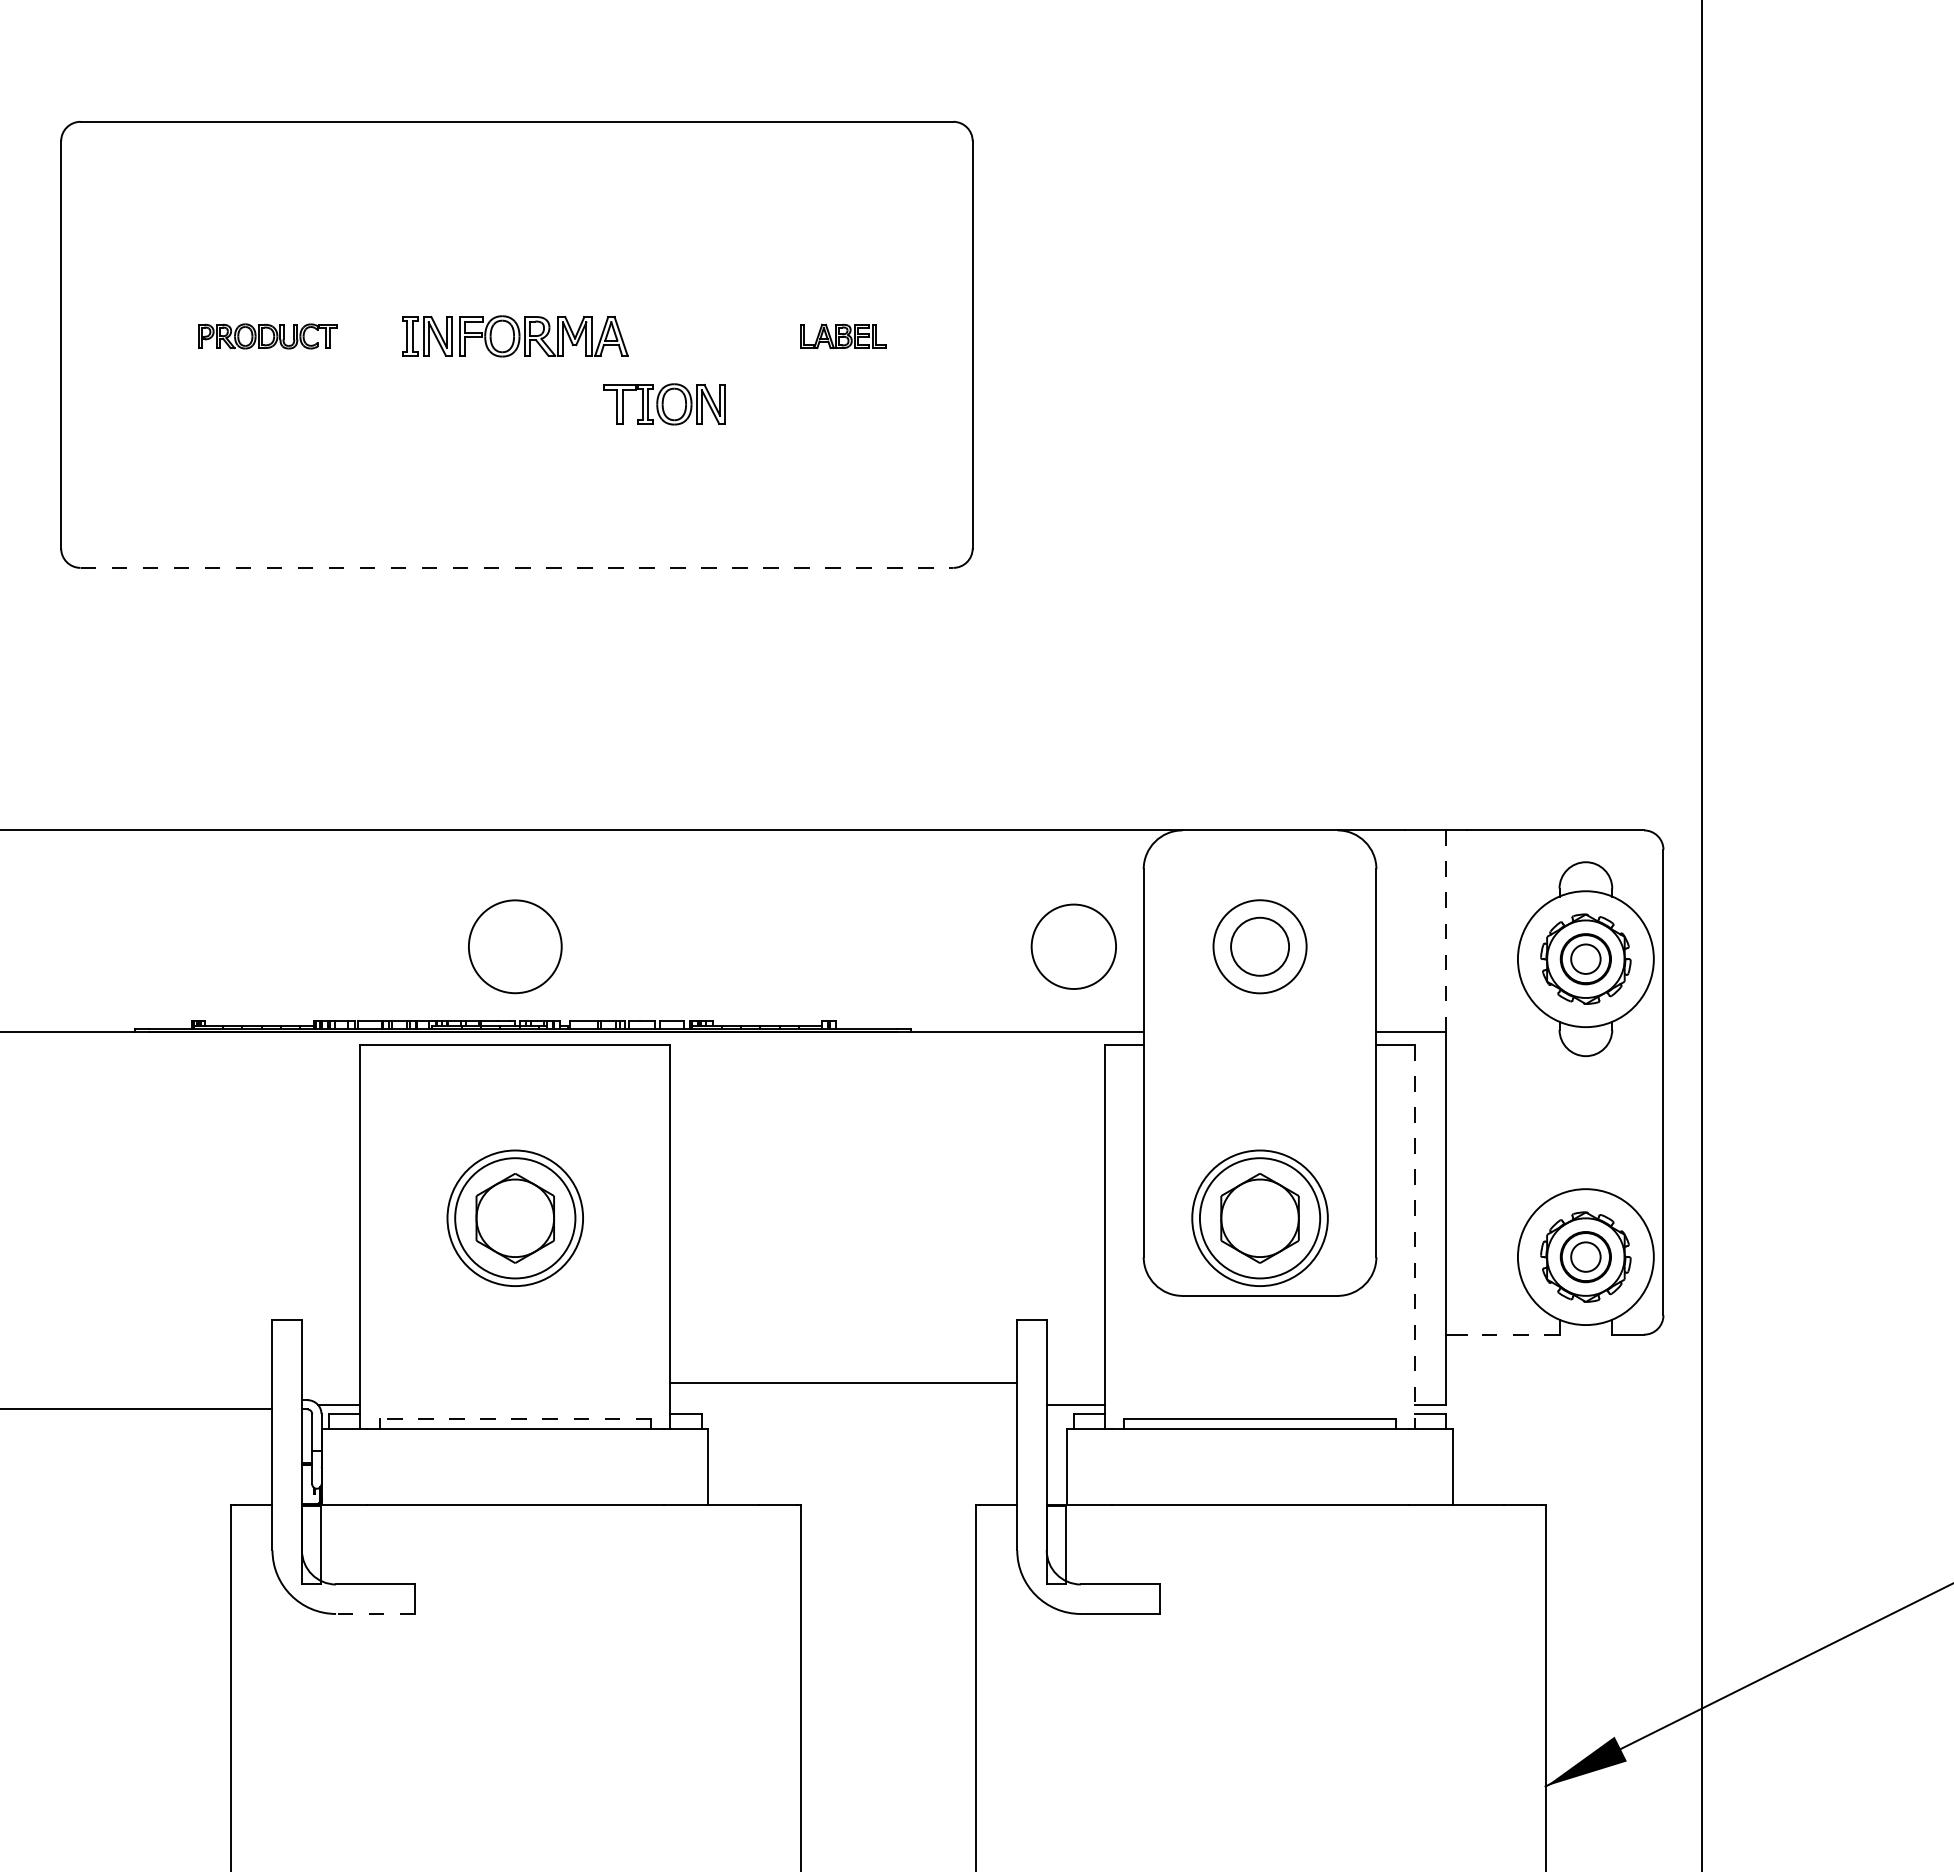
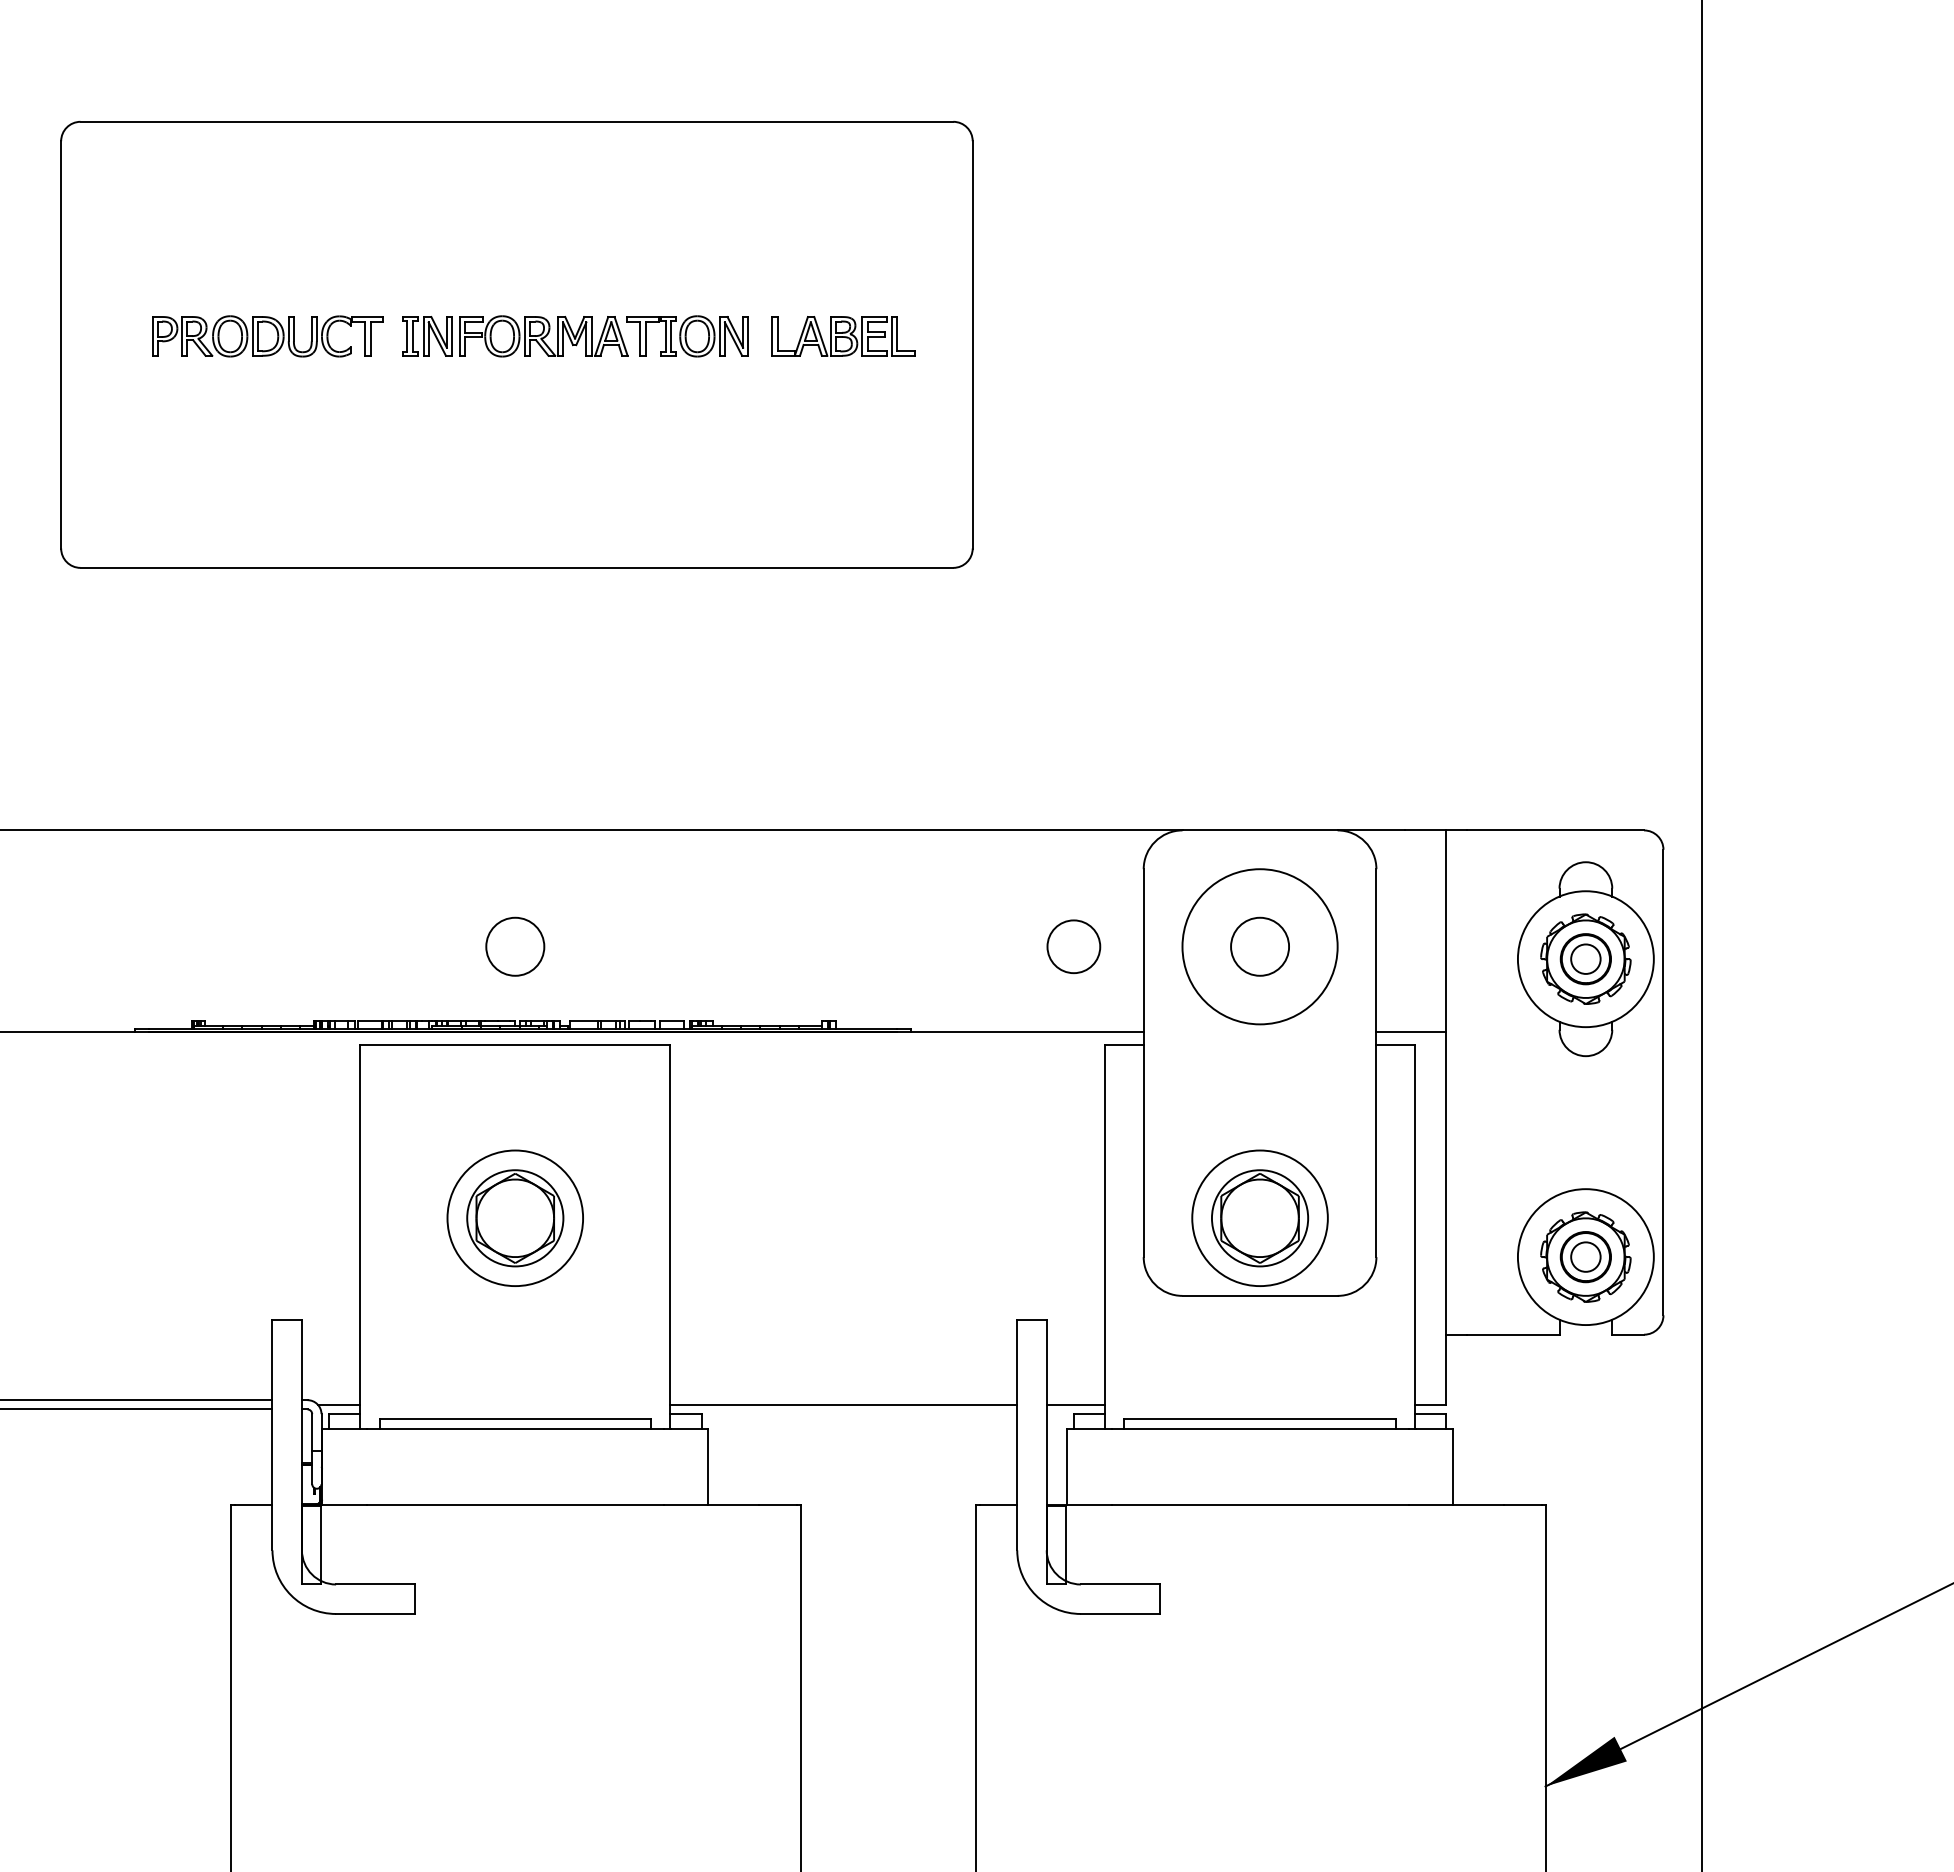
part size: 140x27 px -> 232x43 px (267, 336)
part size: 87x27 px -> 145x41 px (843, 336)
part position: (664, 404) -> (687, 336) (687, 336)
line: dashed -> solid (517, 567)
line: dashed -> solid (1446, 931)
circle diameter: 93 px -> 58 px (515, 946)
circle diameter: 84 px -> 53 px (1073, 946)
circle diameter: 93 px -> 155 px (1259, 946)
circle diameter: 120 px -> 96 px (515, 1218)
circle diameter: 120 px -> 96 px (1259, 1218)
line: dashed -> solid (1415, 1236)
line: dashed -> solid (1512, 1334)
line position: (843, 1382) -> (843, 1404) (843, 1404)
line: none -> present (137, 1400)
line: dashed -> solid (515, 1419)
line: dashed -> solid (375, 1613)
